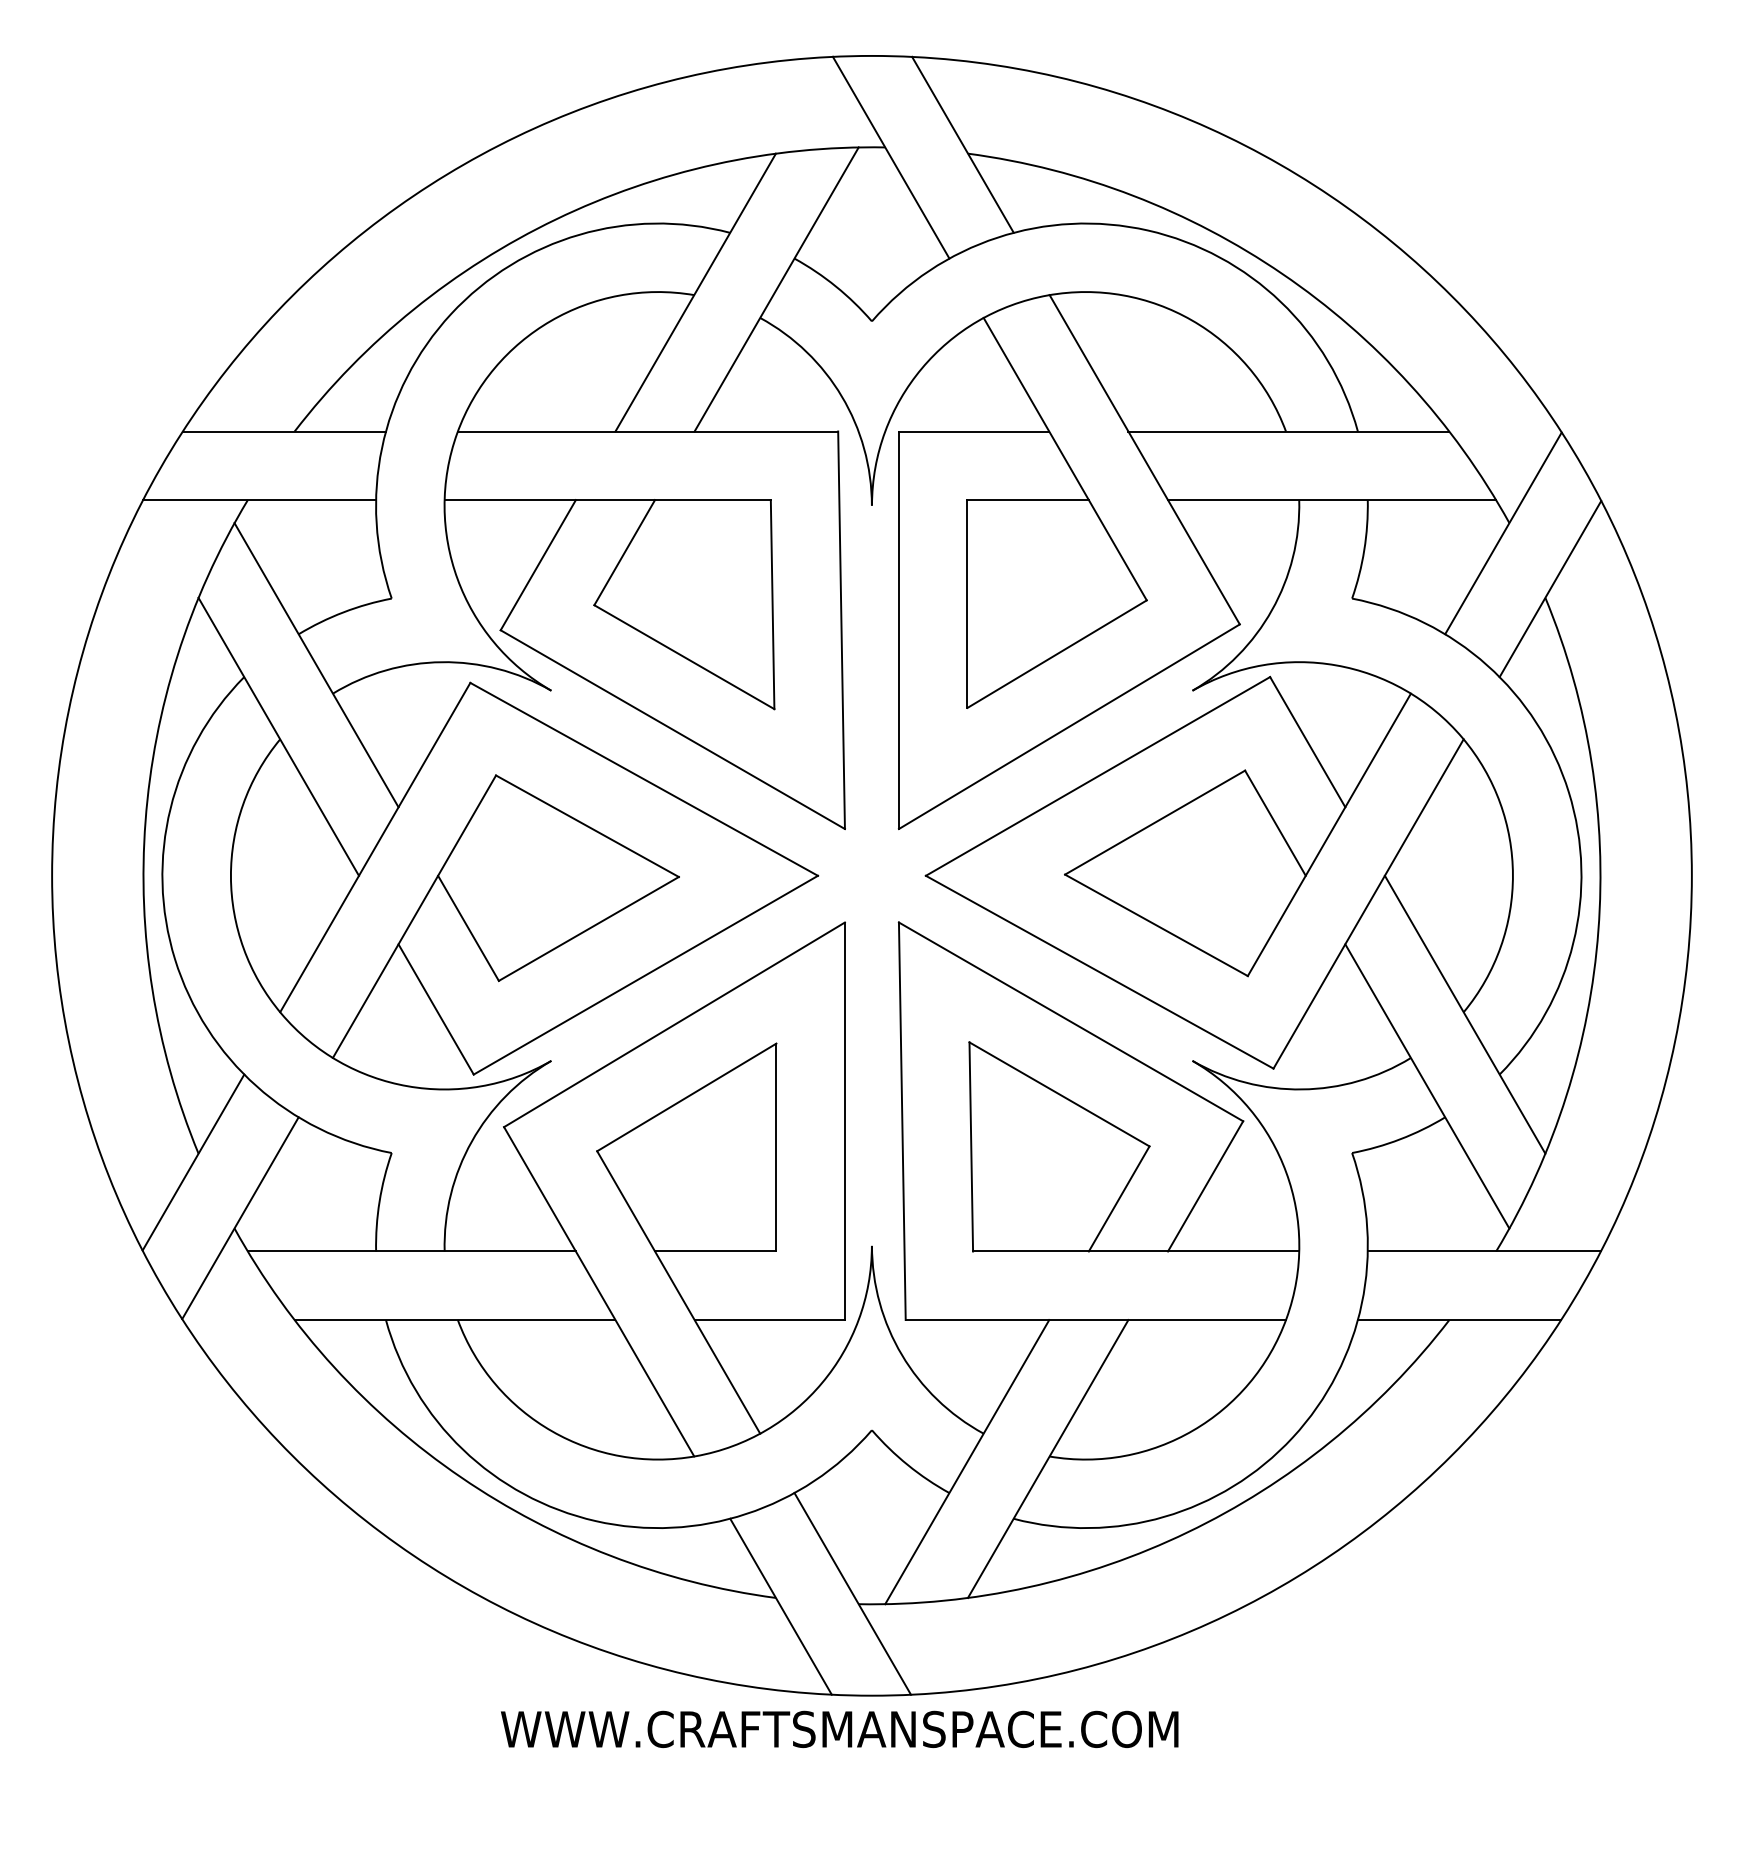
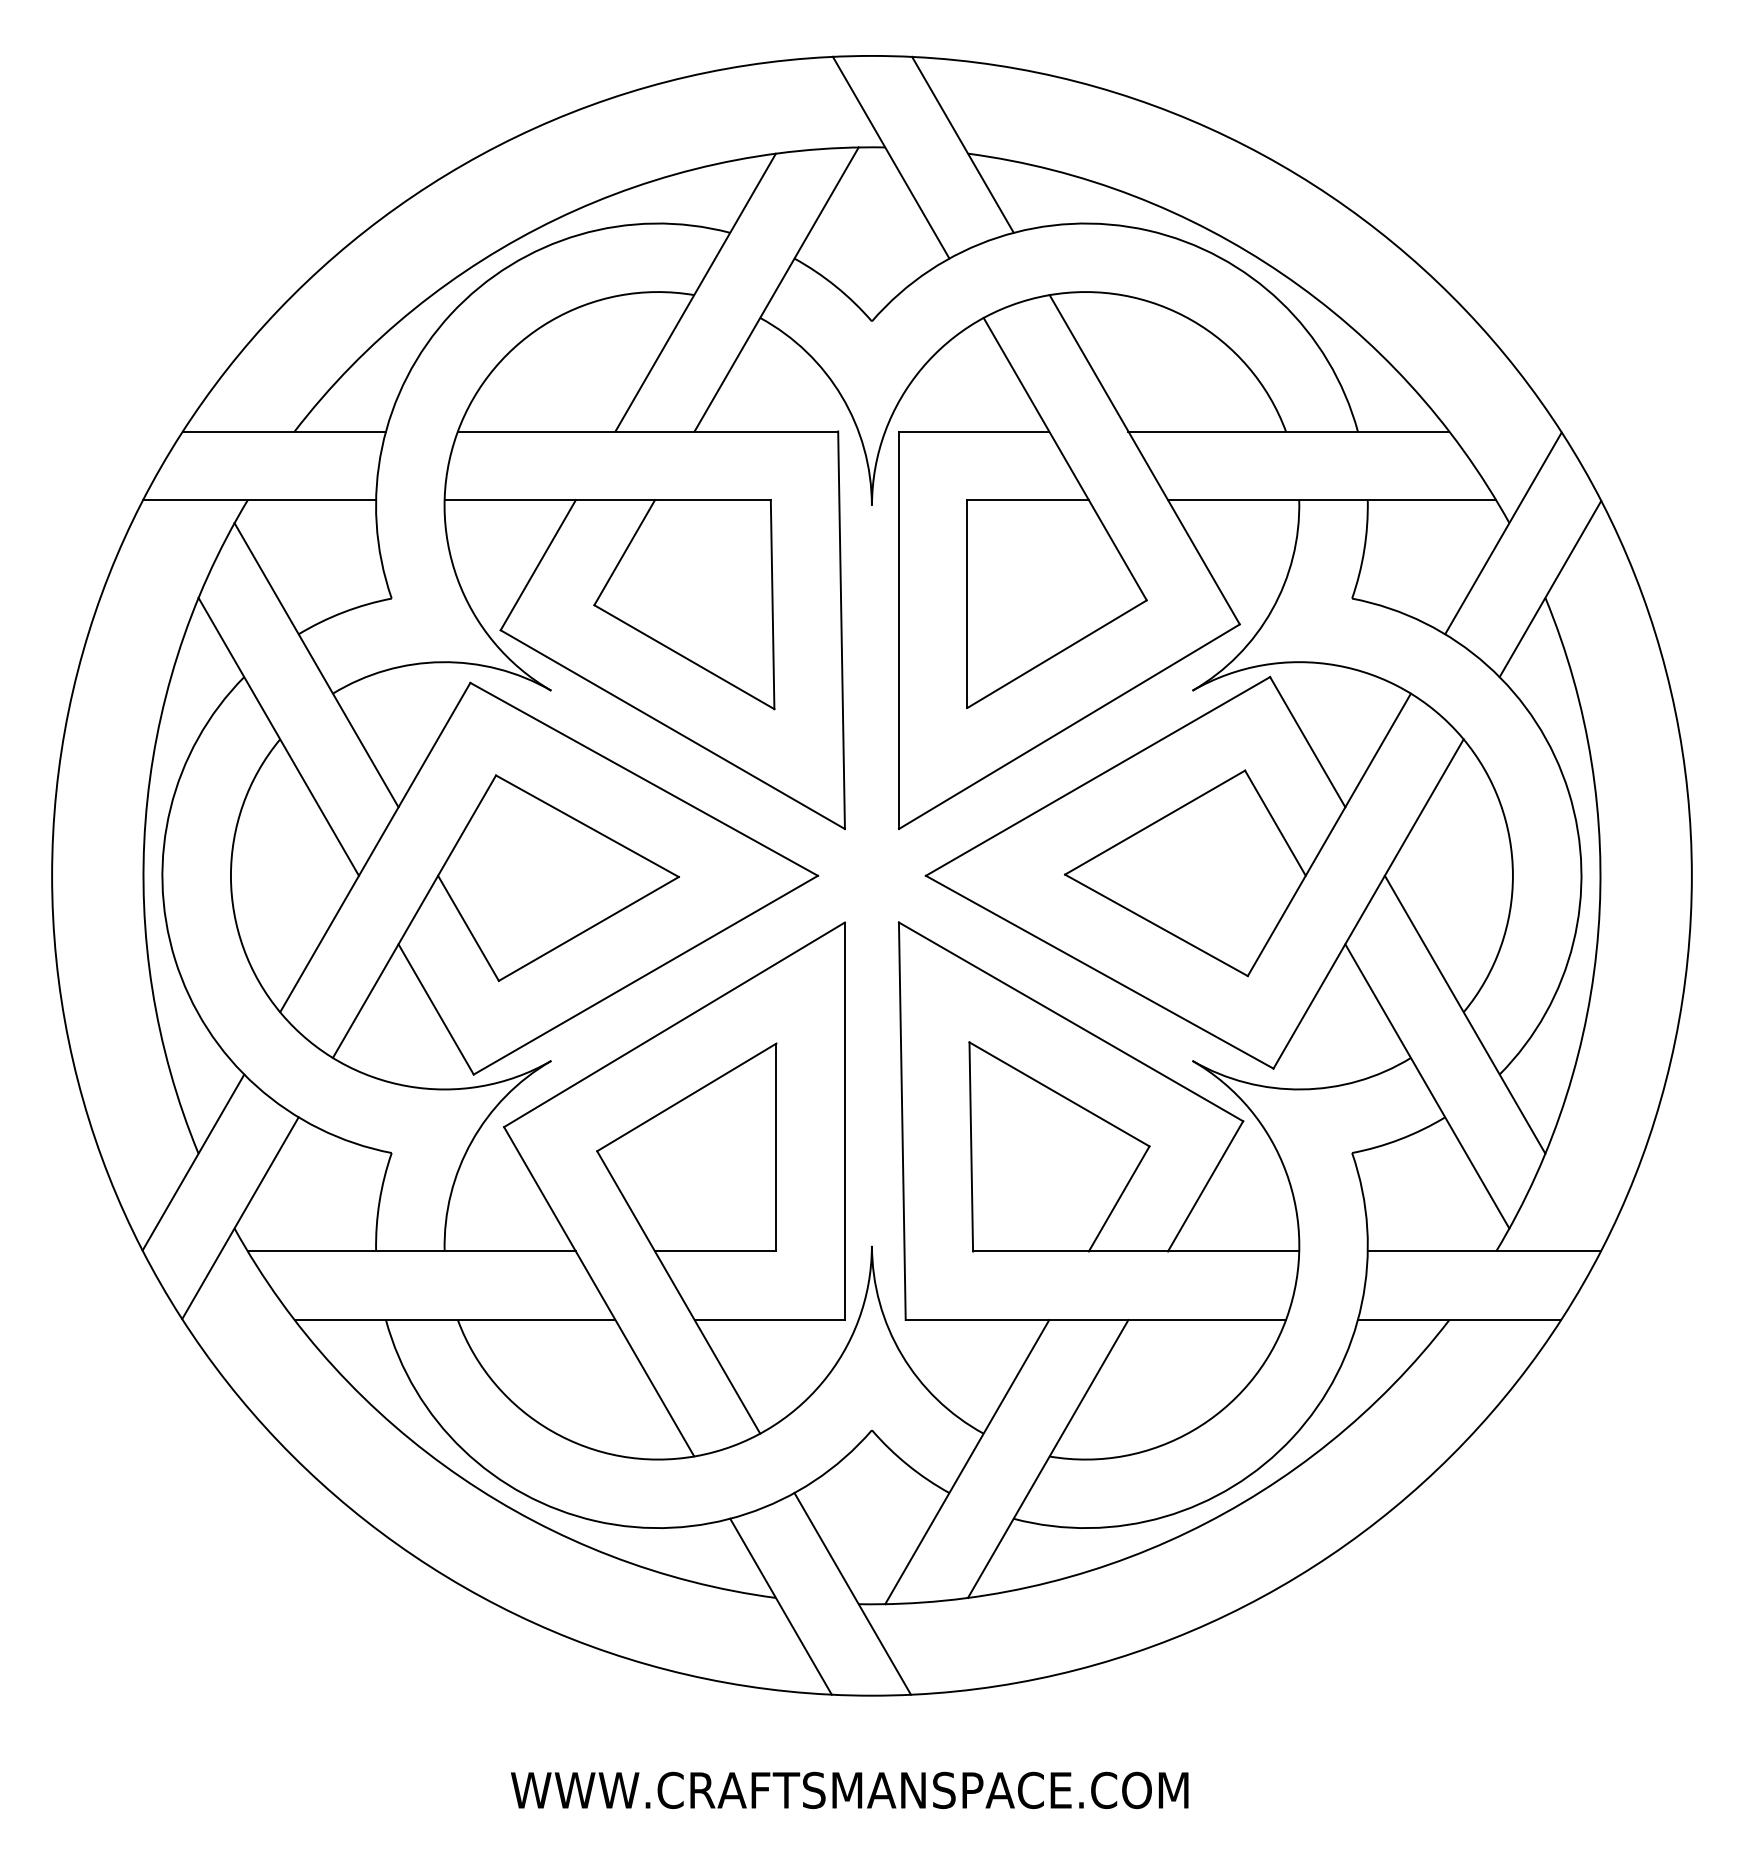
text position: (839, 1729) -> (849, 1790) (849, 1790)
